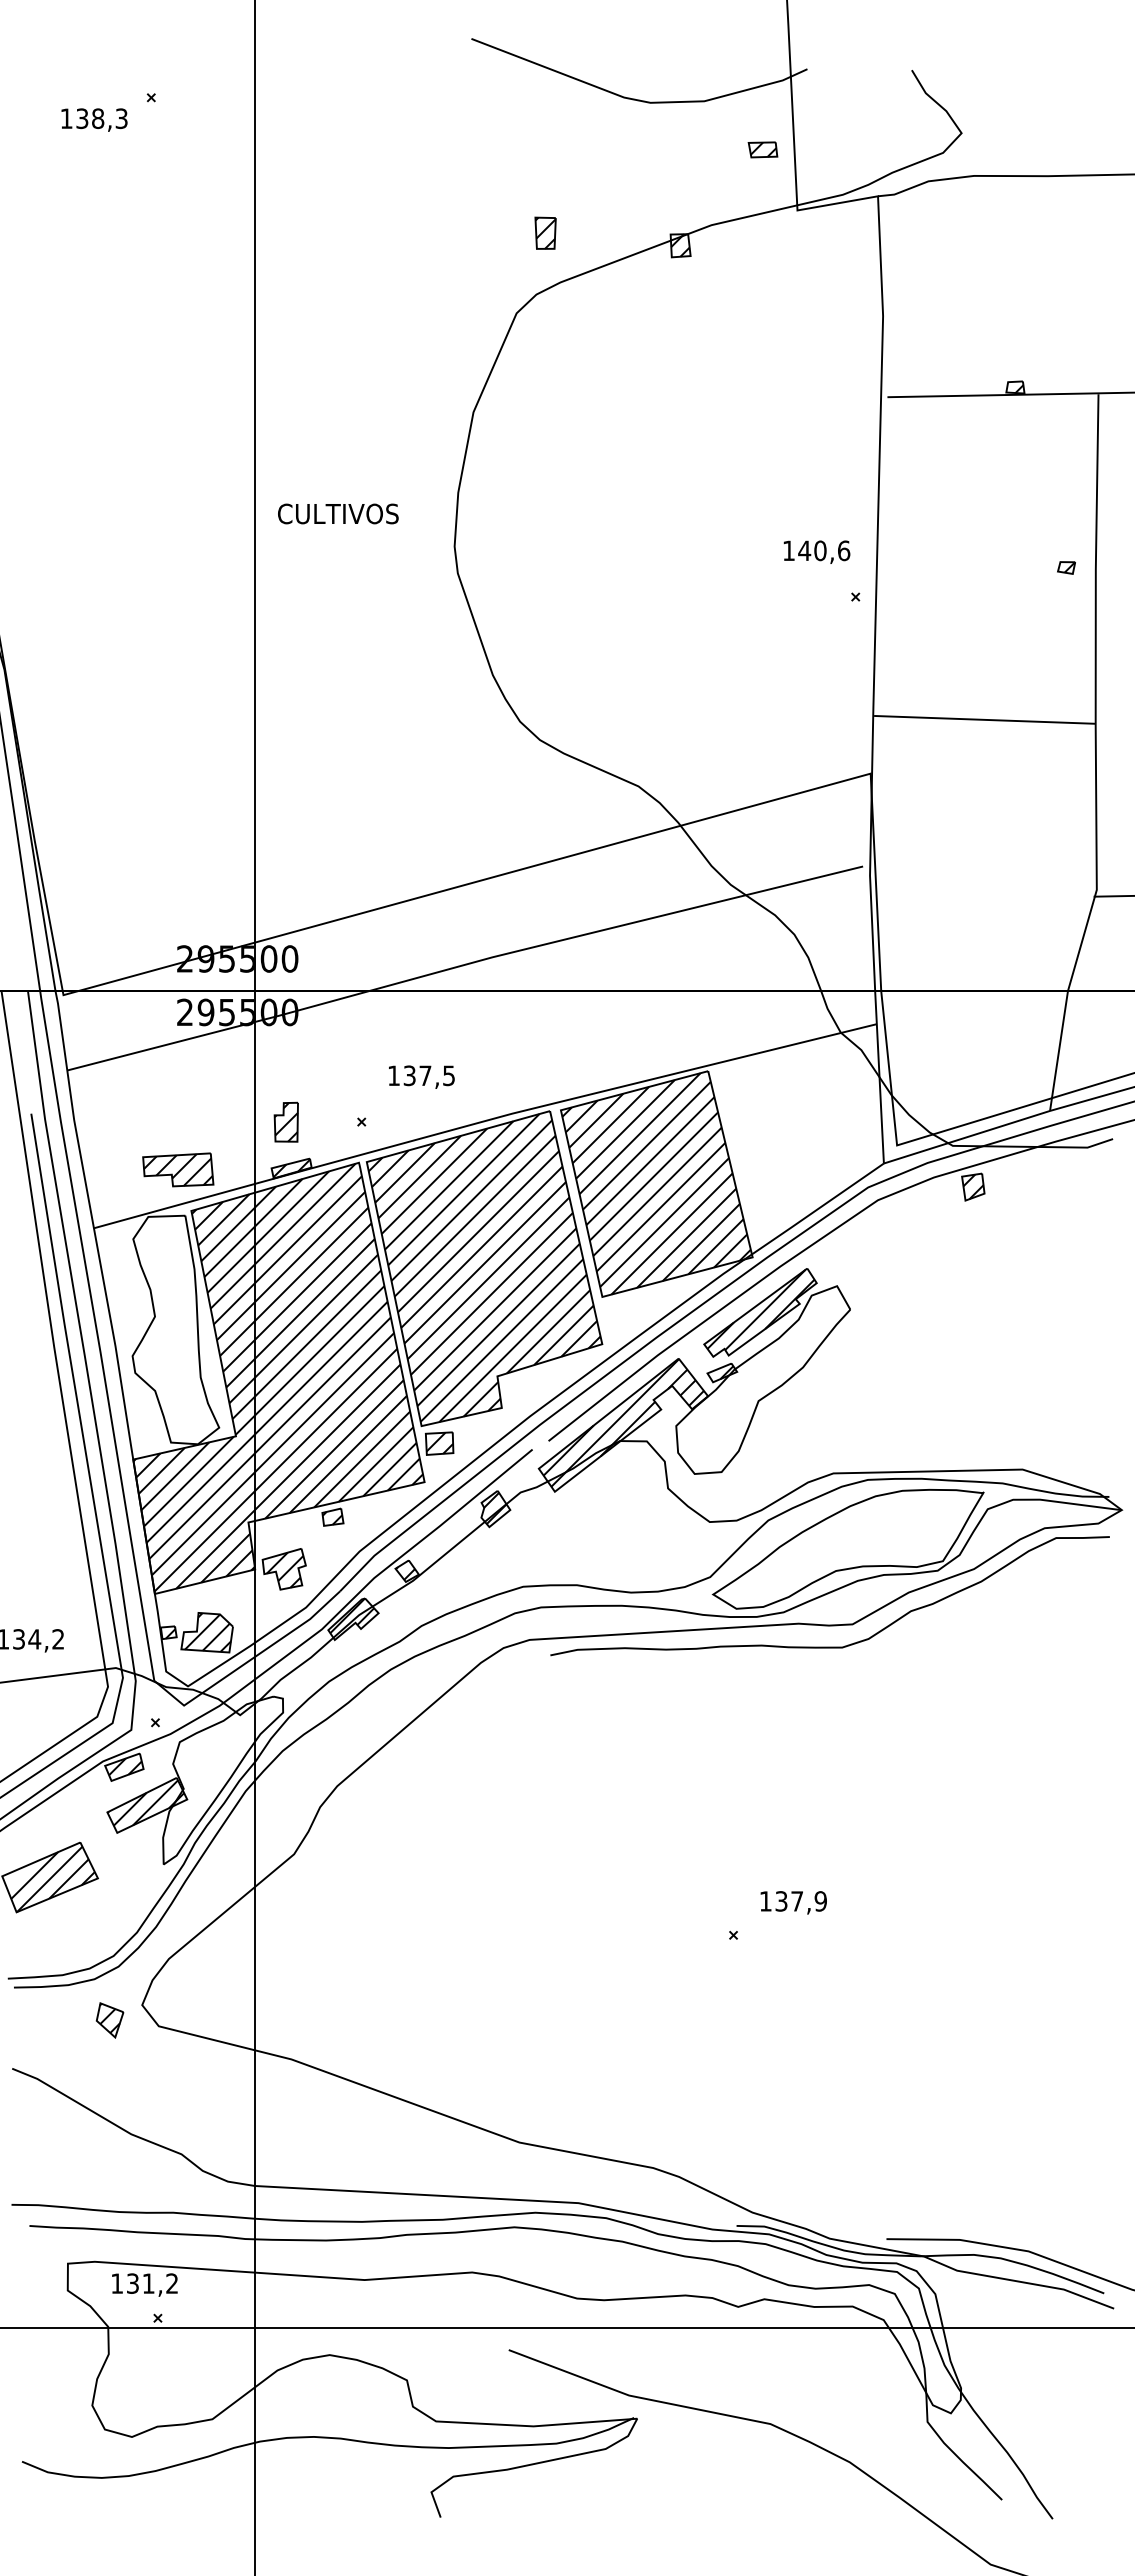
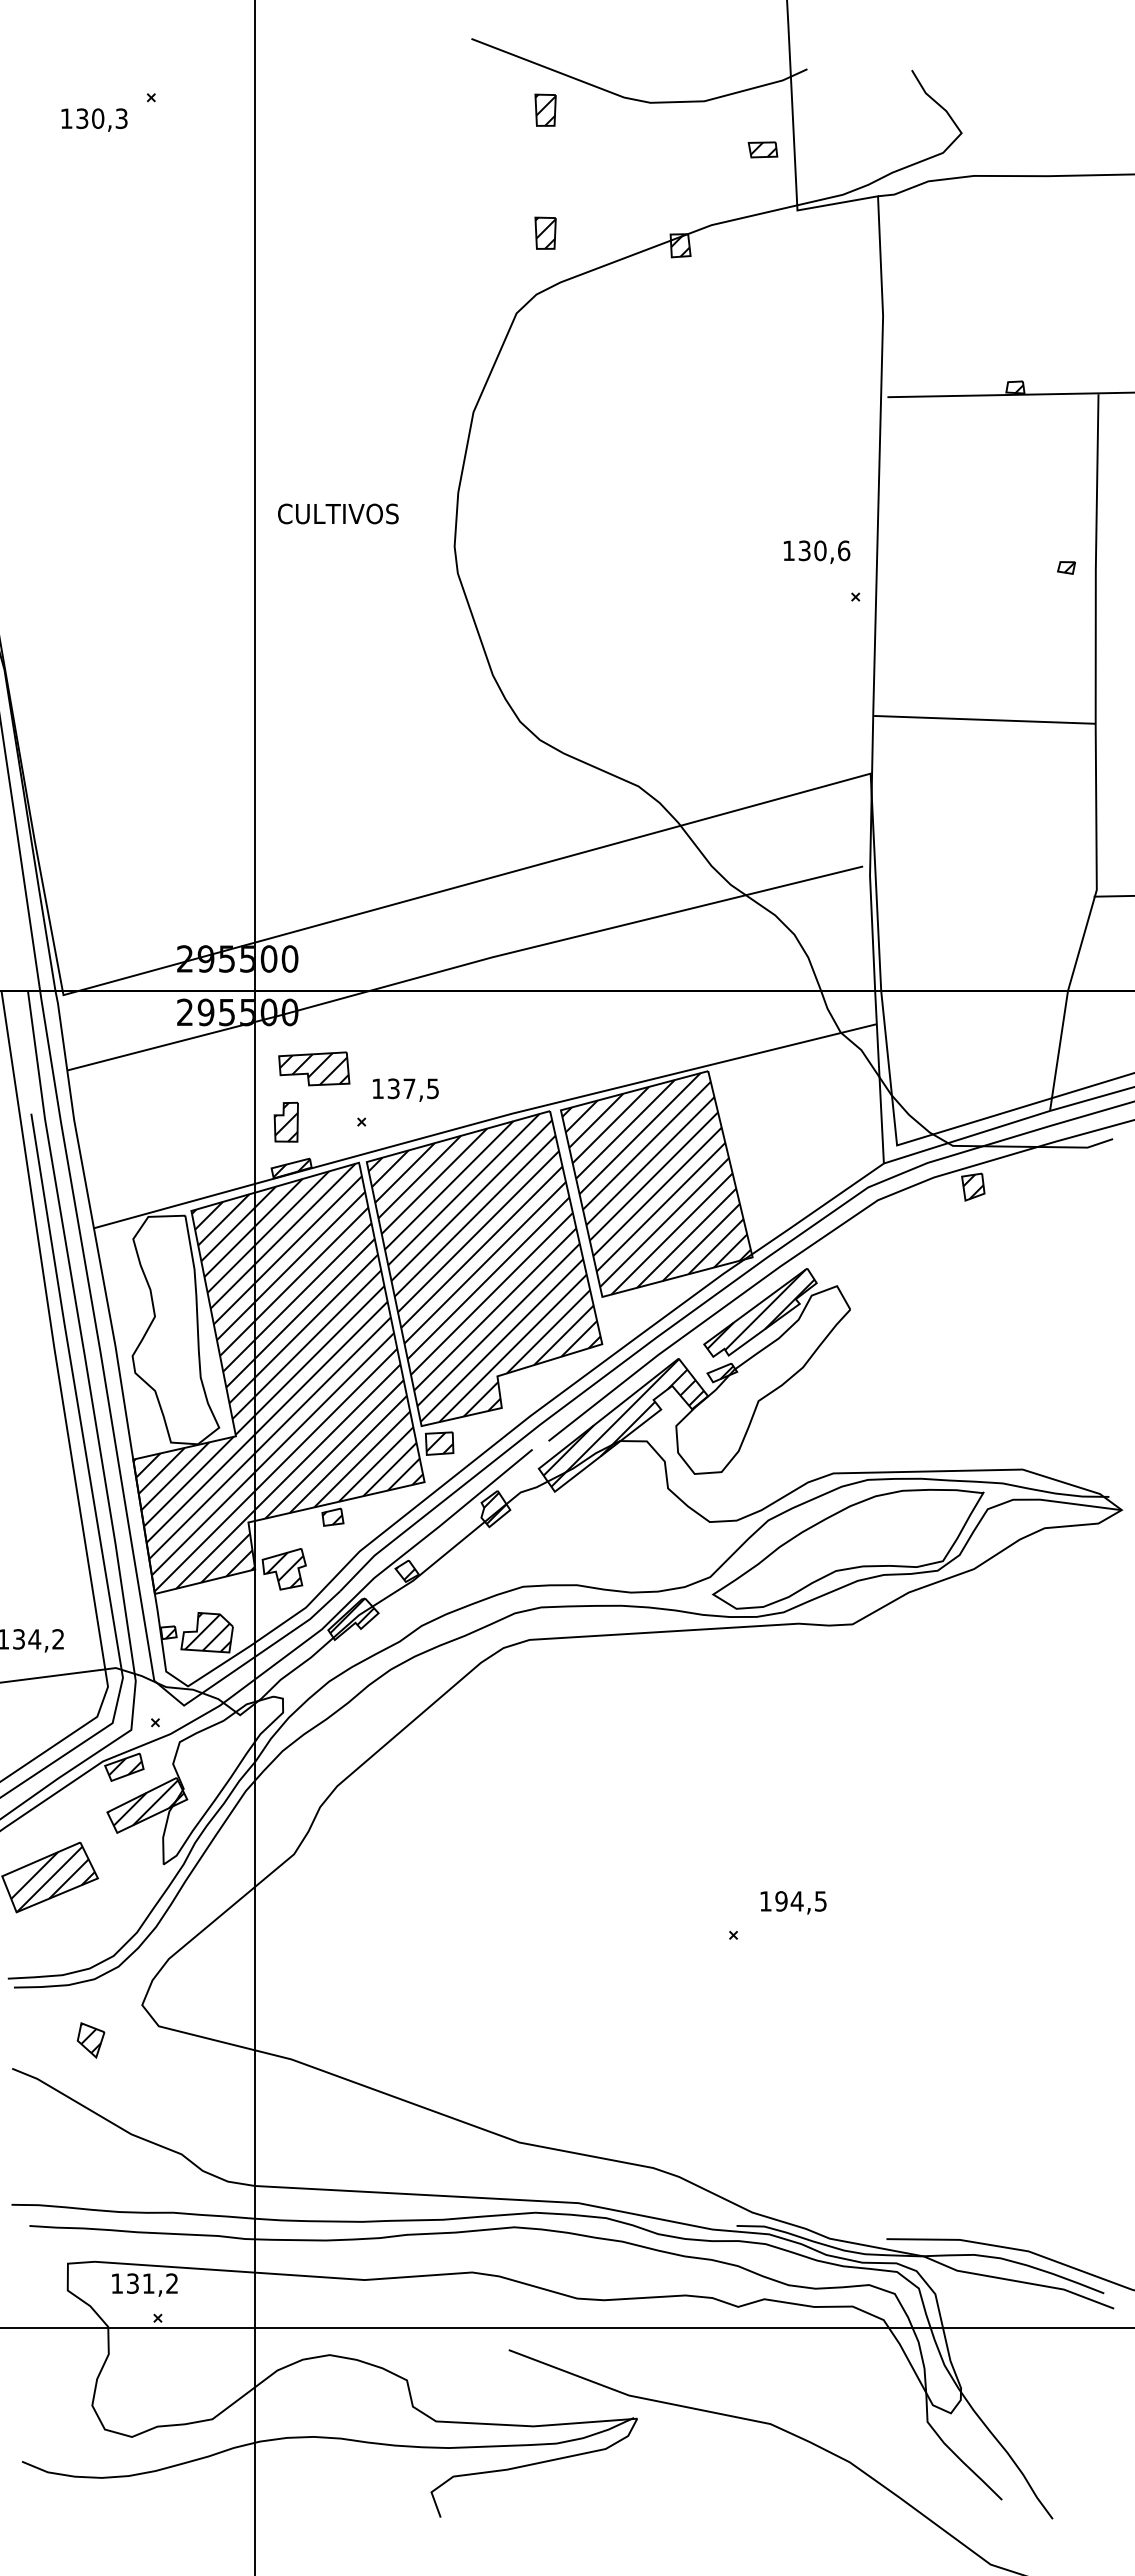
part: none -> present (545, 109)
text: 138,3 -> 130,3 (98, 118)
text: 140,6 -> 130,6 (804, 550)
text position: (421, 1076) -> (405, 1089) (405, 1089)
part position: (178, 1169) -> (314, 1068) (314, 1068)
curve: present -> none (829, 1646)
text: 137,9 -> 194,5 (800, 1901)
part position: (109, 2020) -> (90, 2040) (90, 2040)
